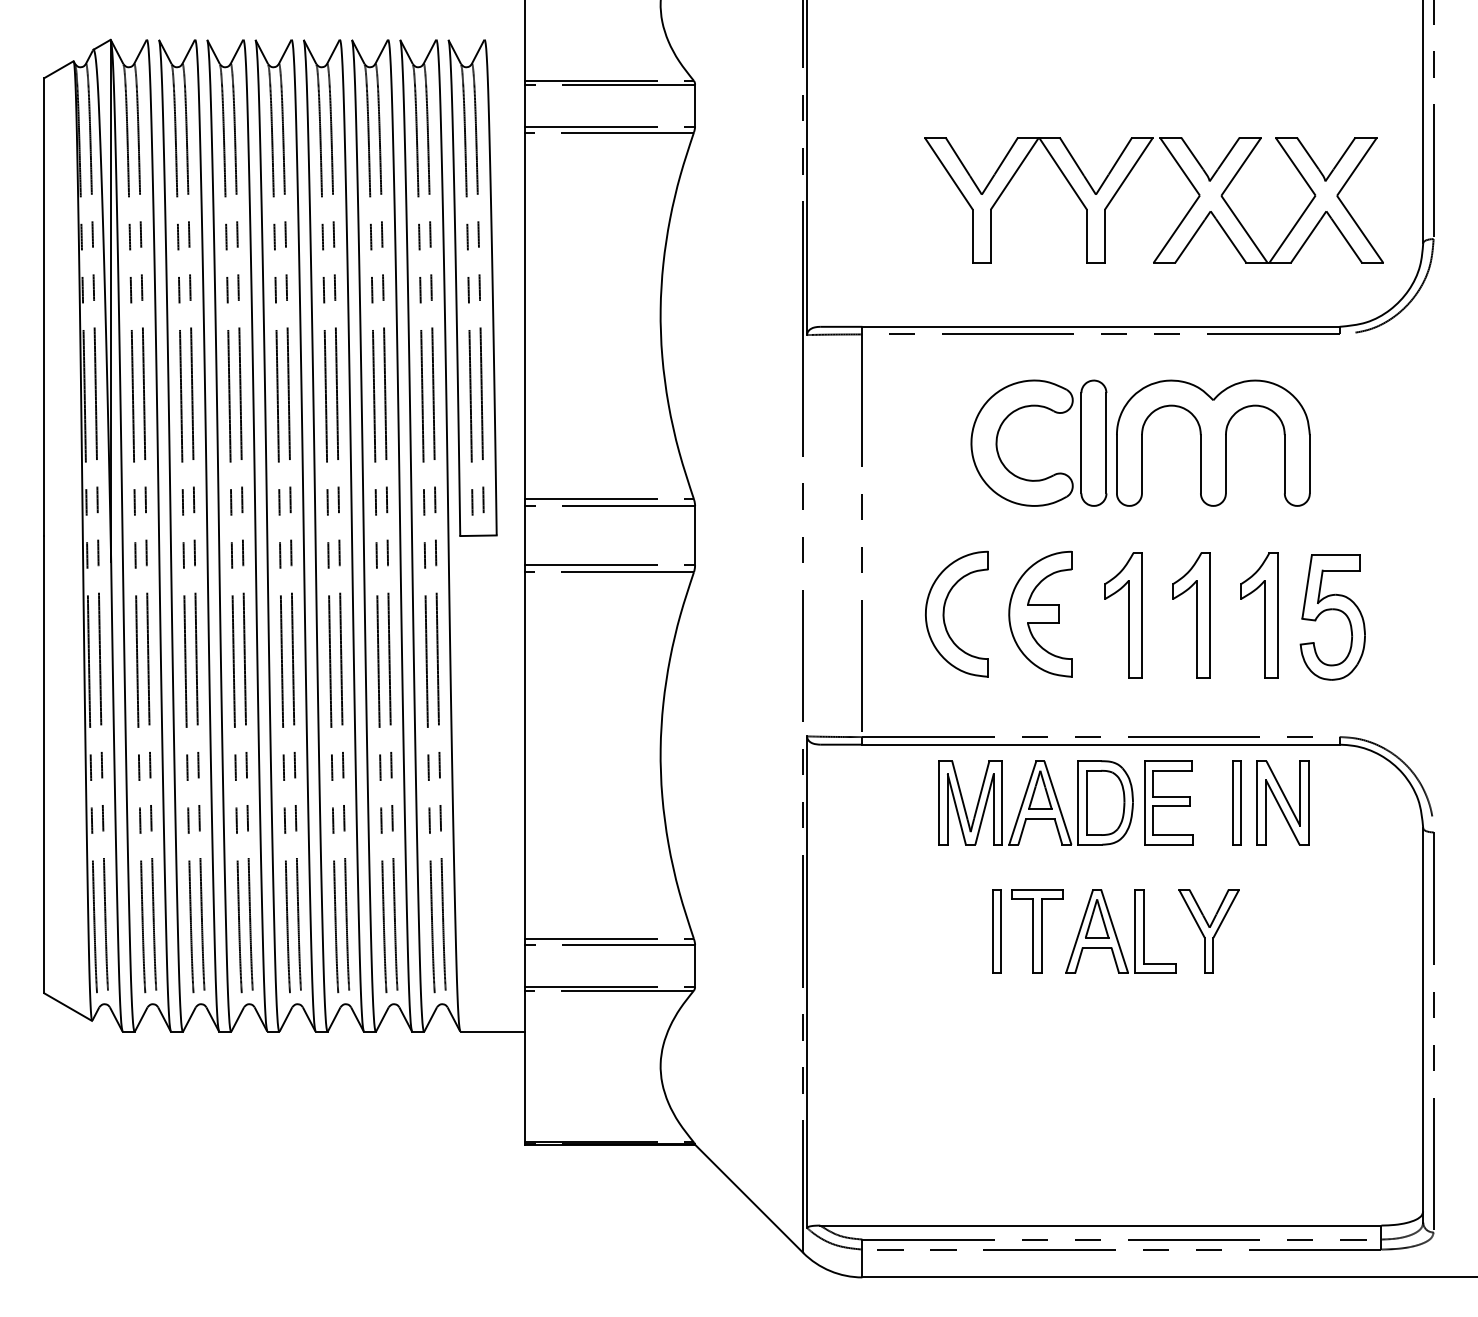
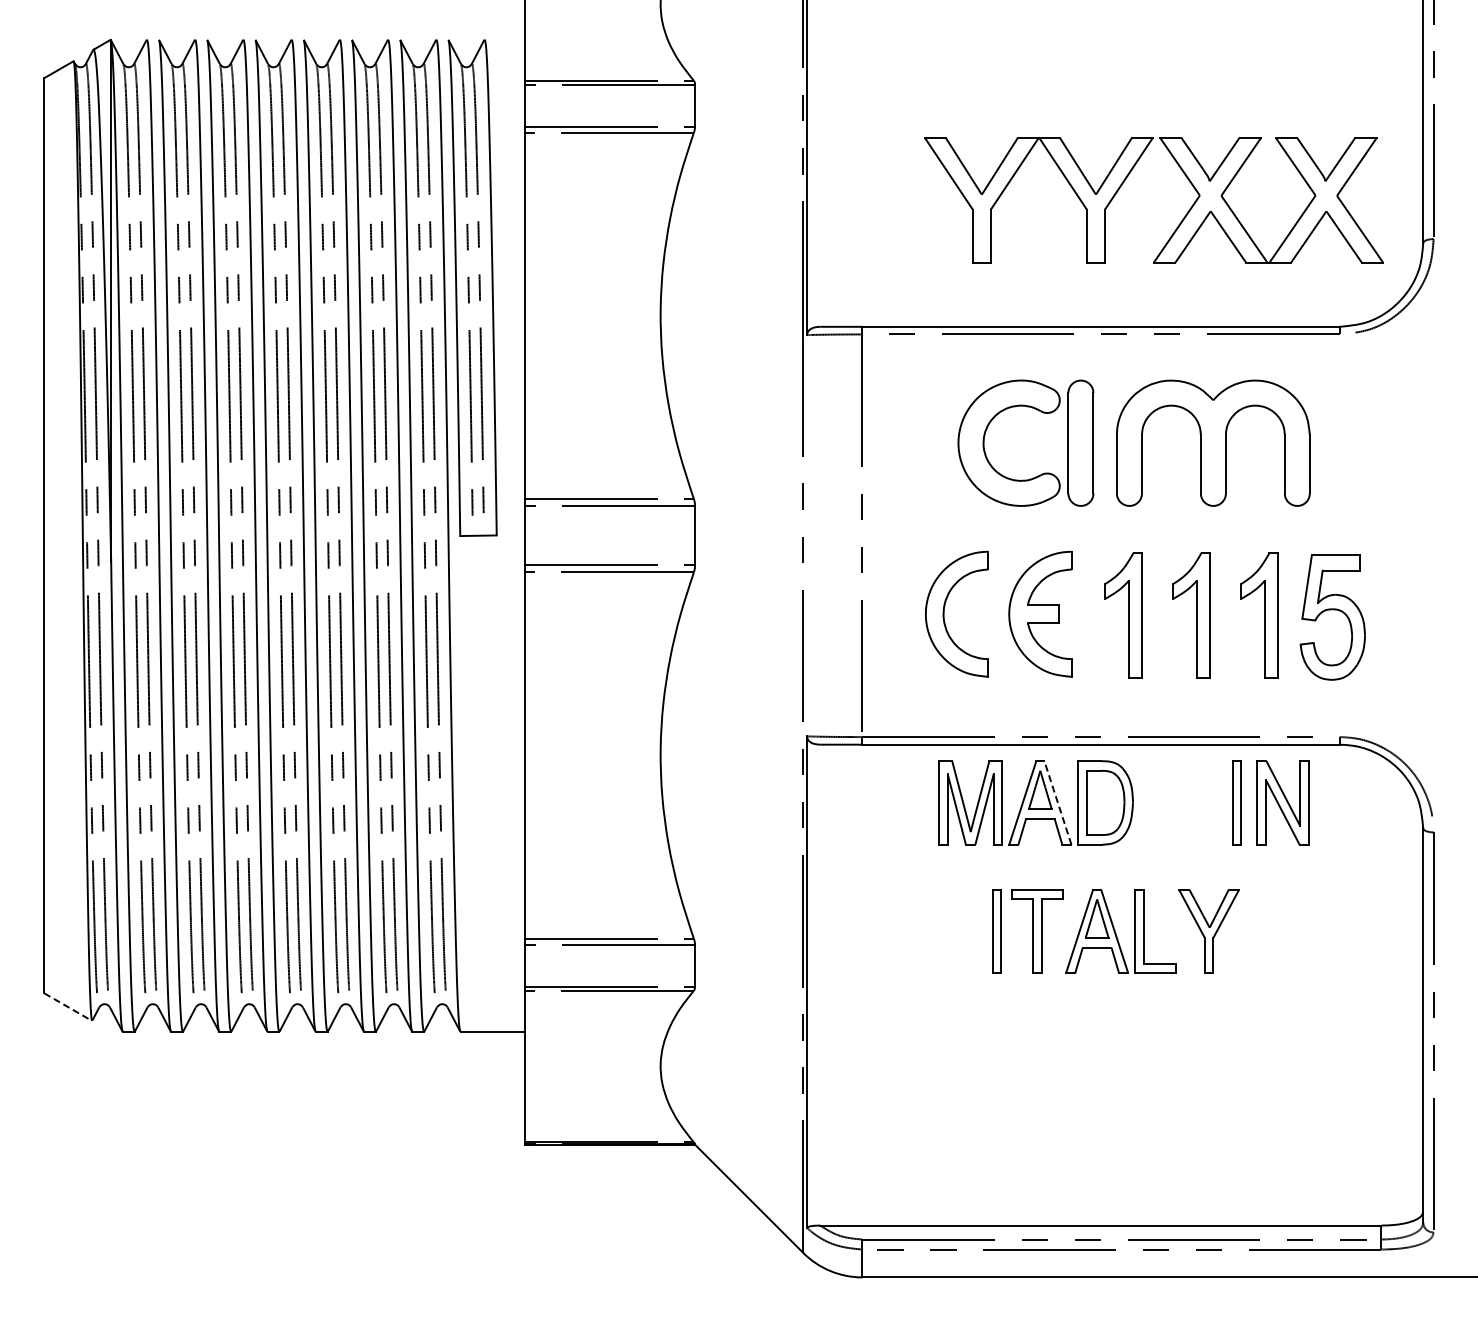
part position: (1053, 412) -> (1040, 412) (1040, 412)
line: solid -> dashed (1057, 802)
part: present -> none (1168, 802)
line: solid -> dashed (68, 1007)
